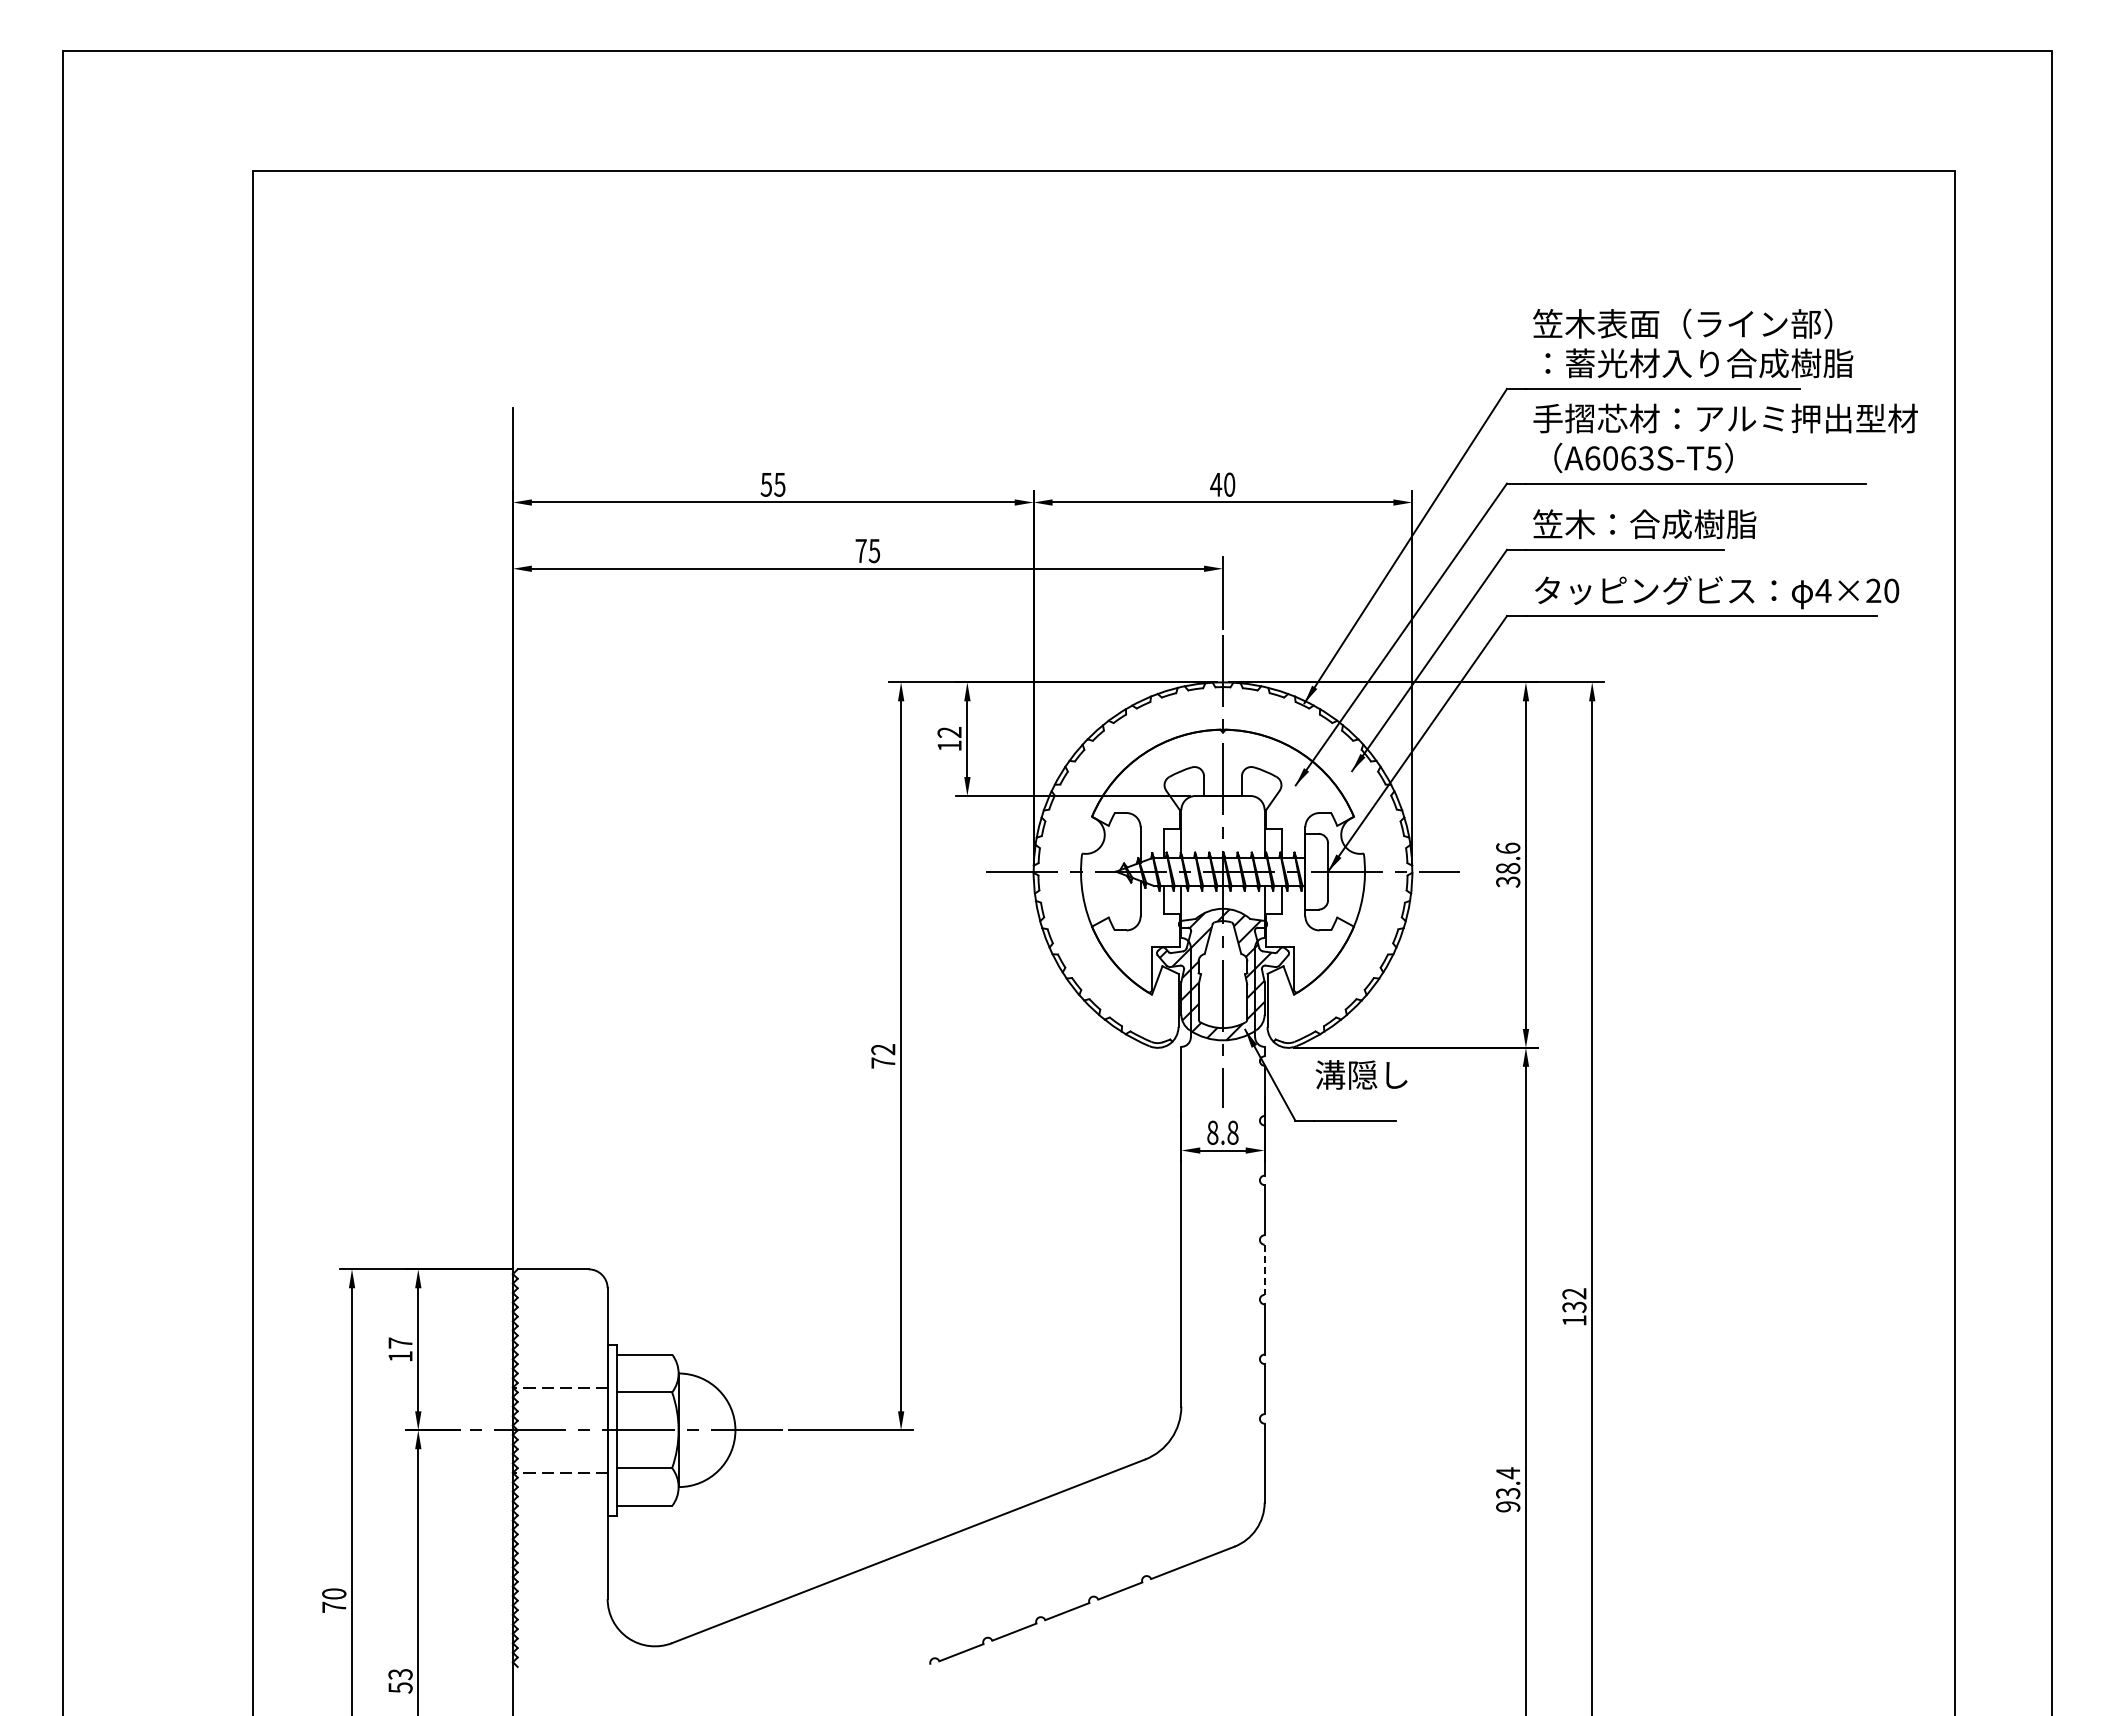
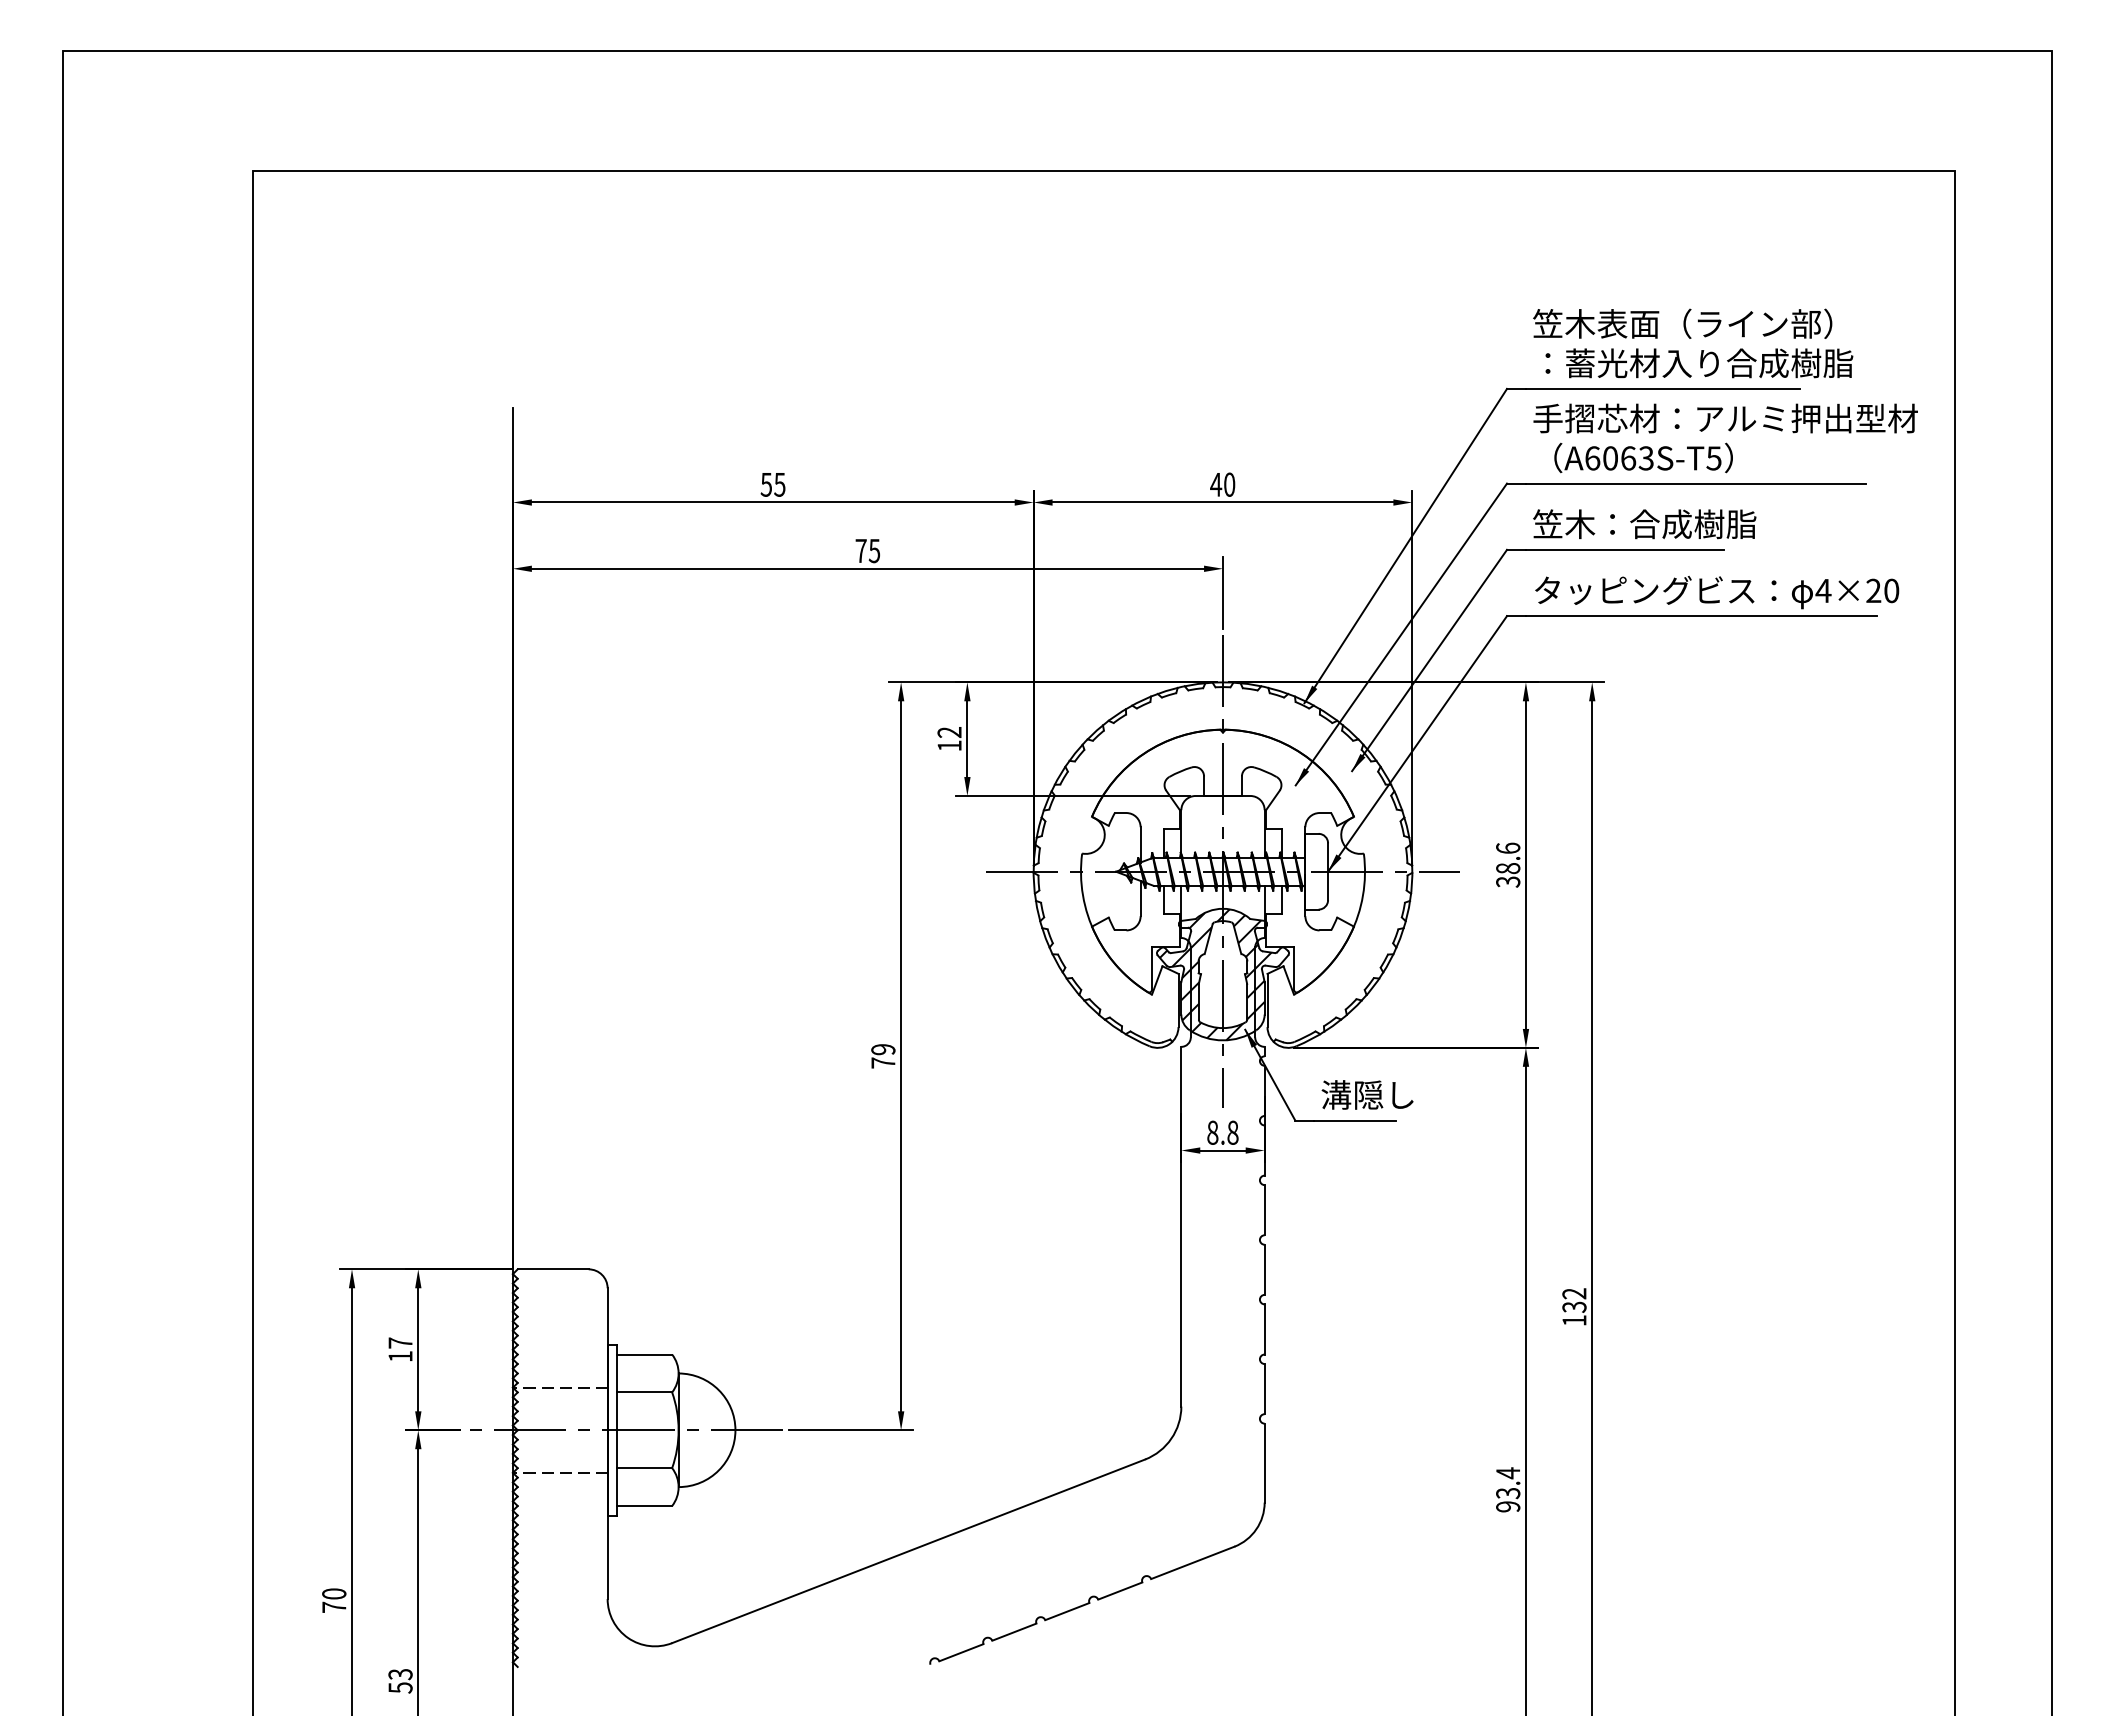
text: 72 -> 79 (883, 1049)
text position: (1361, 1074) -> (1367, 1094) (1367, 1094)
line: dashed -> solid (1264, 1270)
